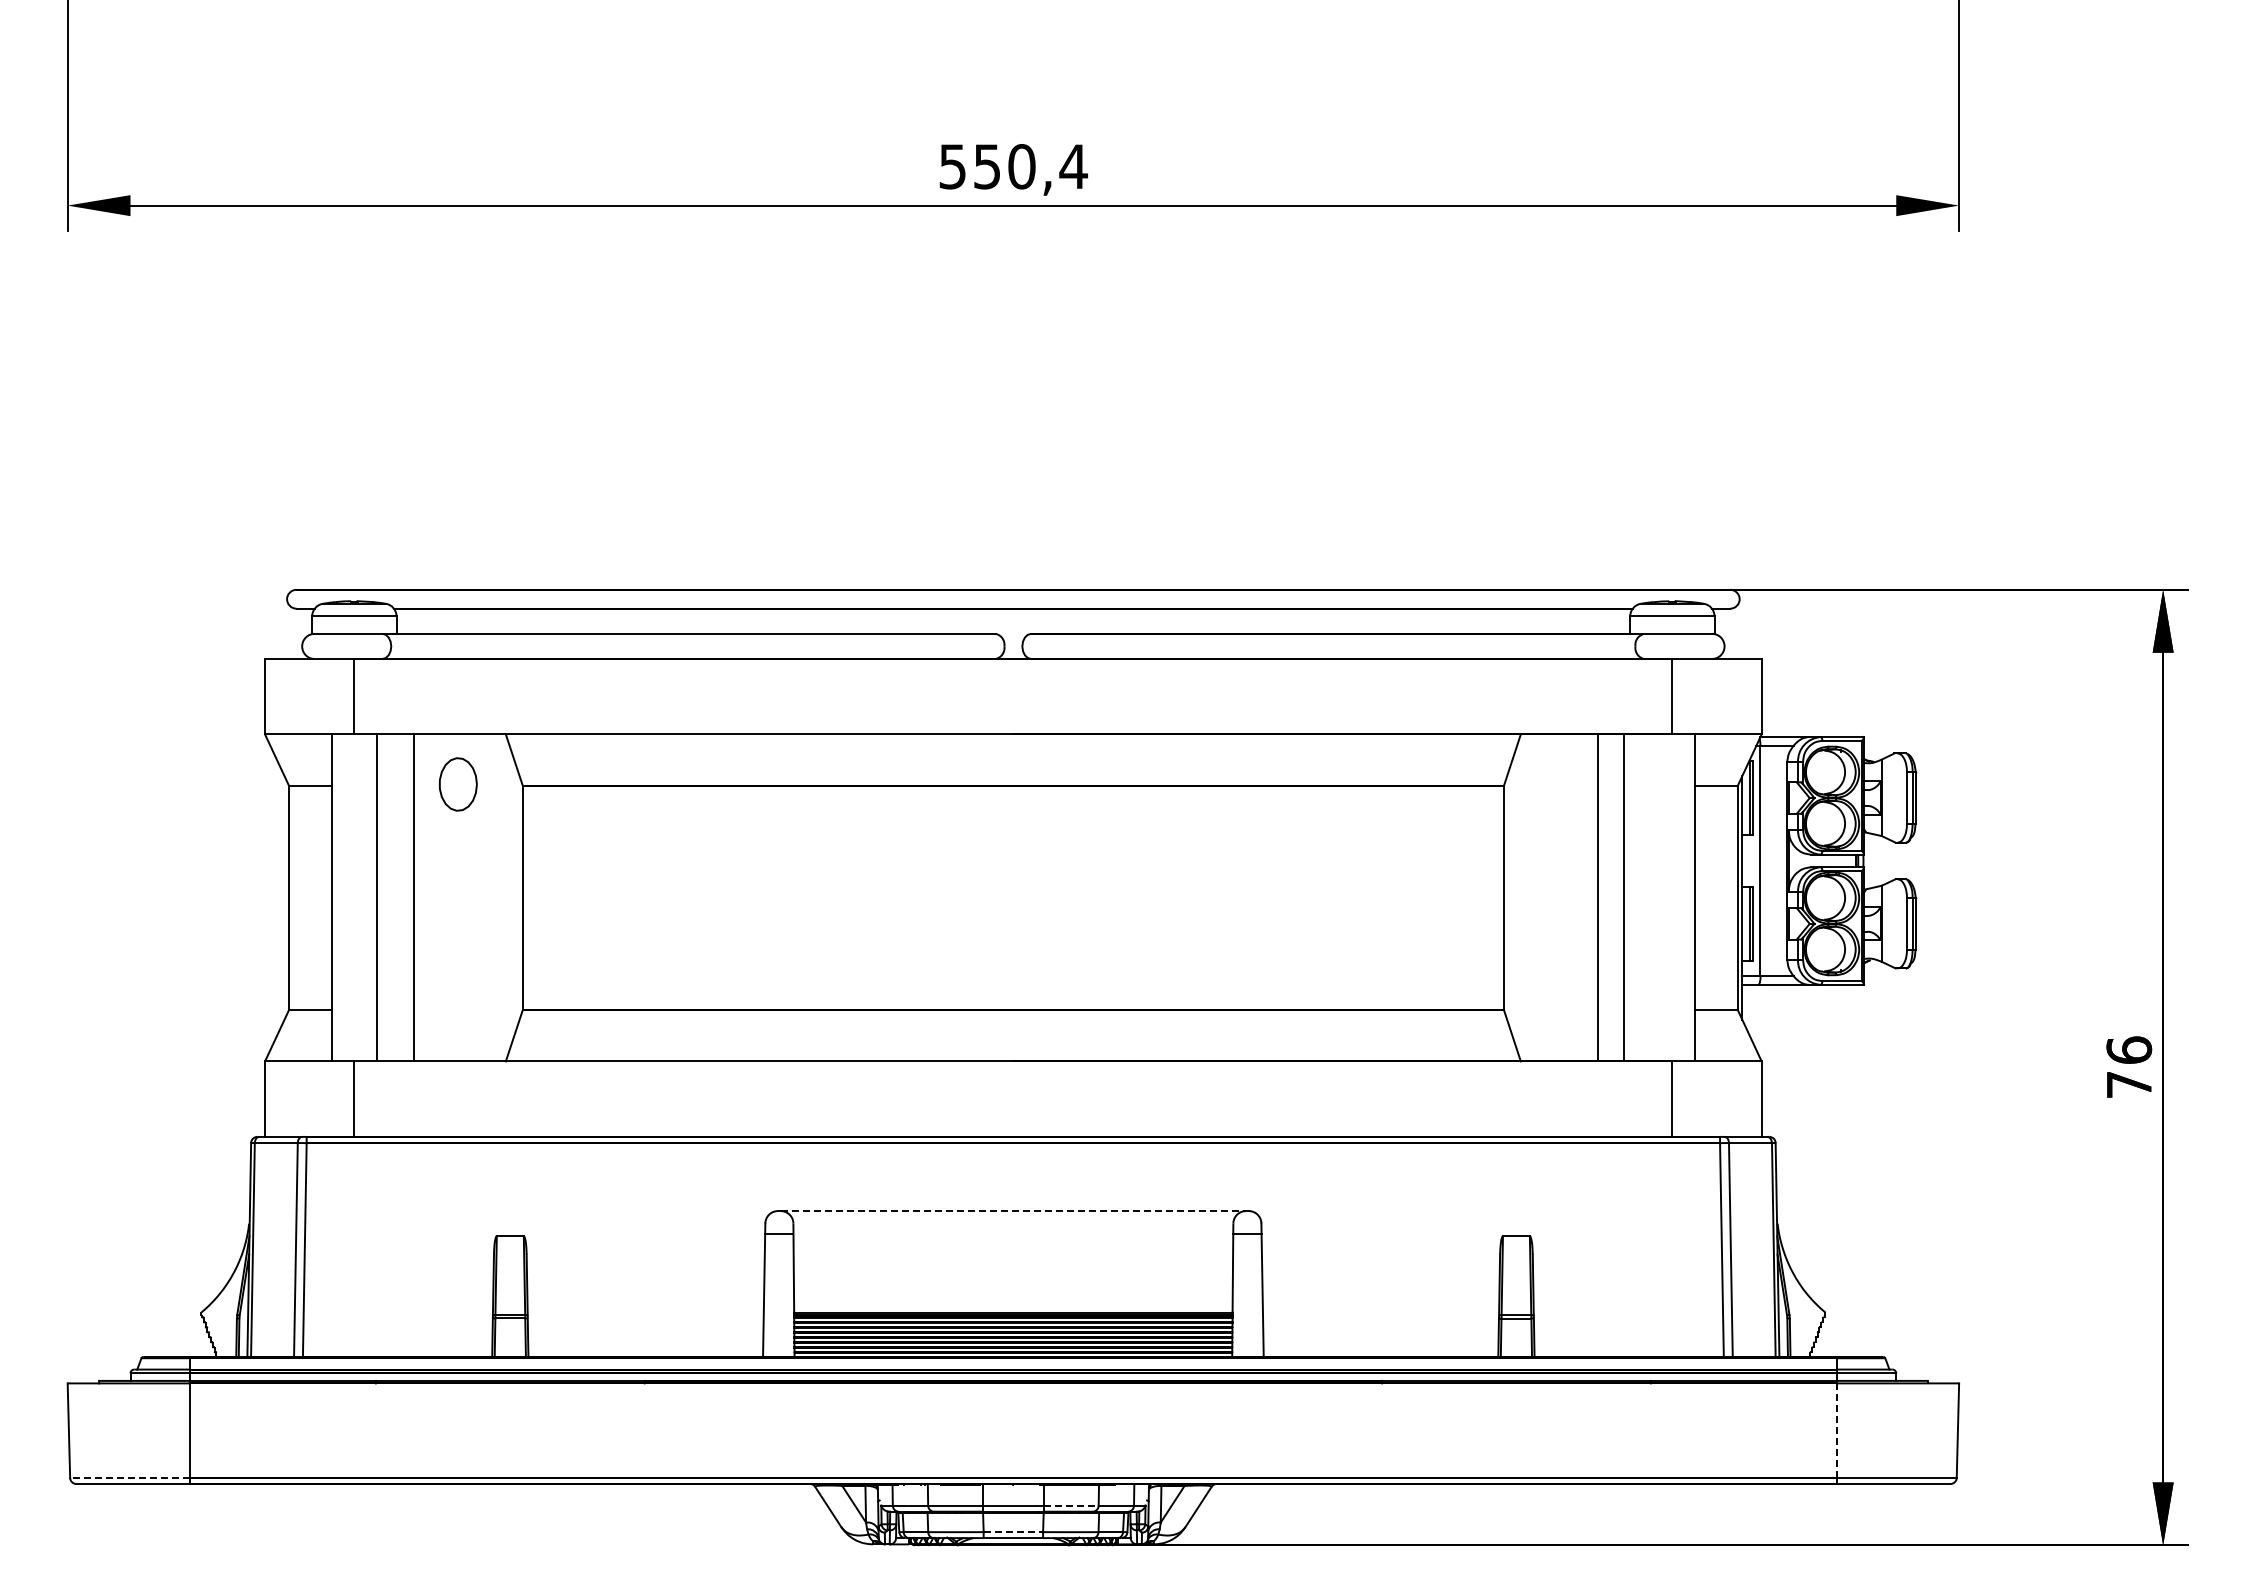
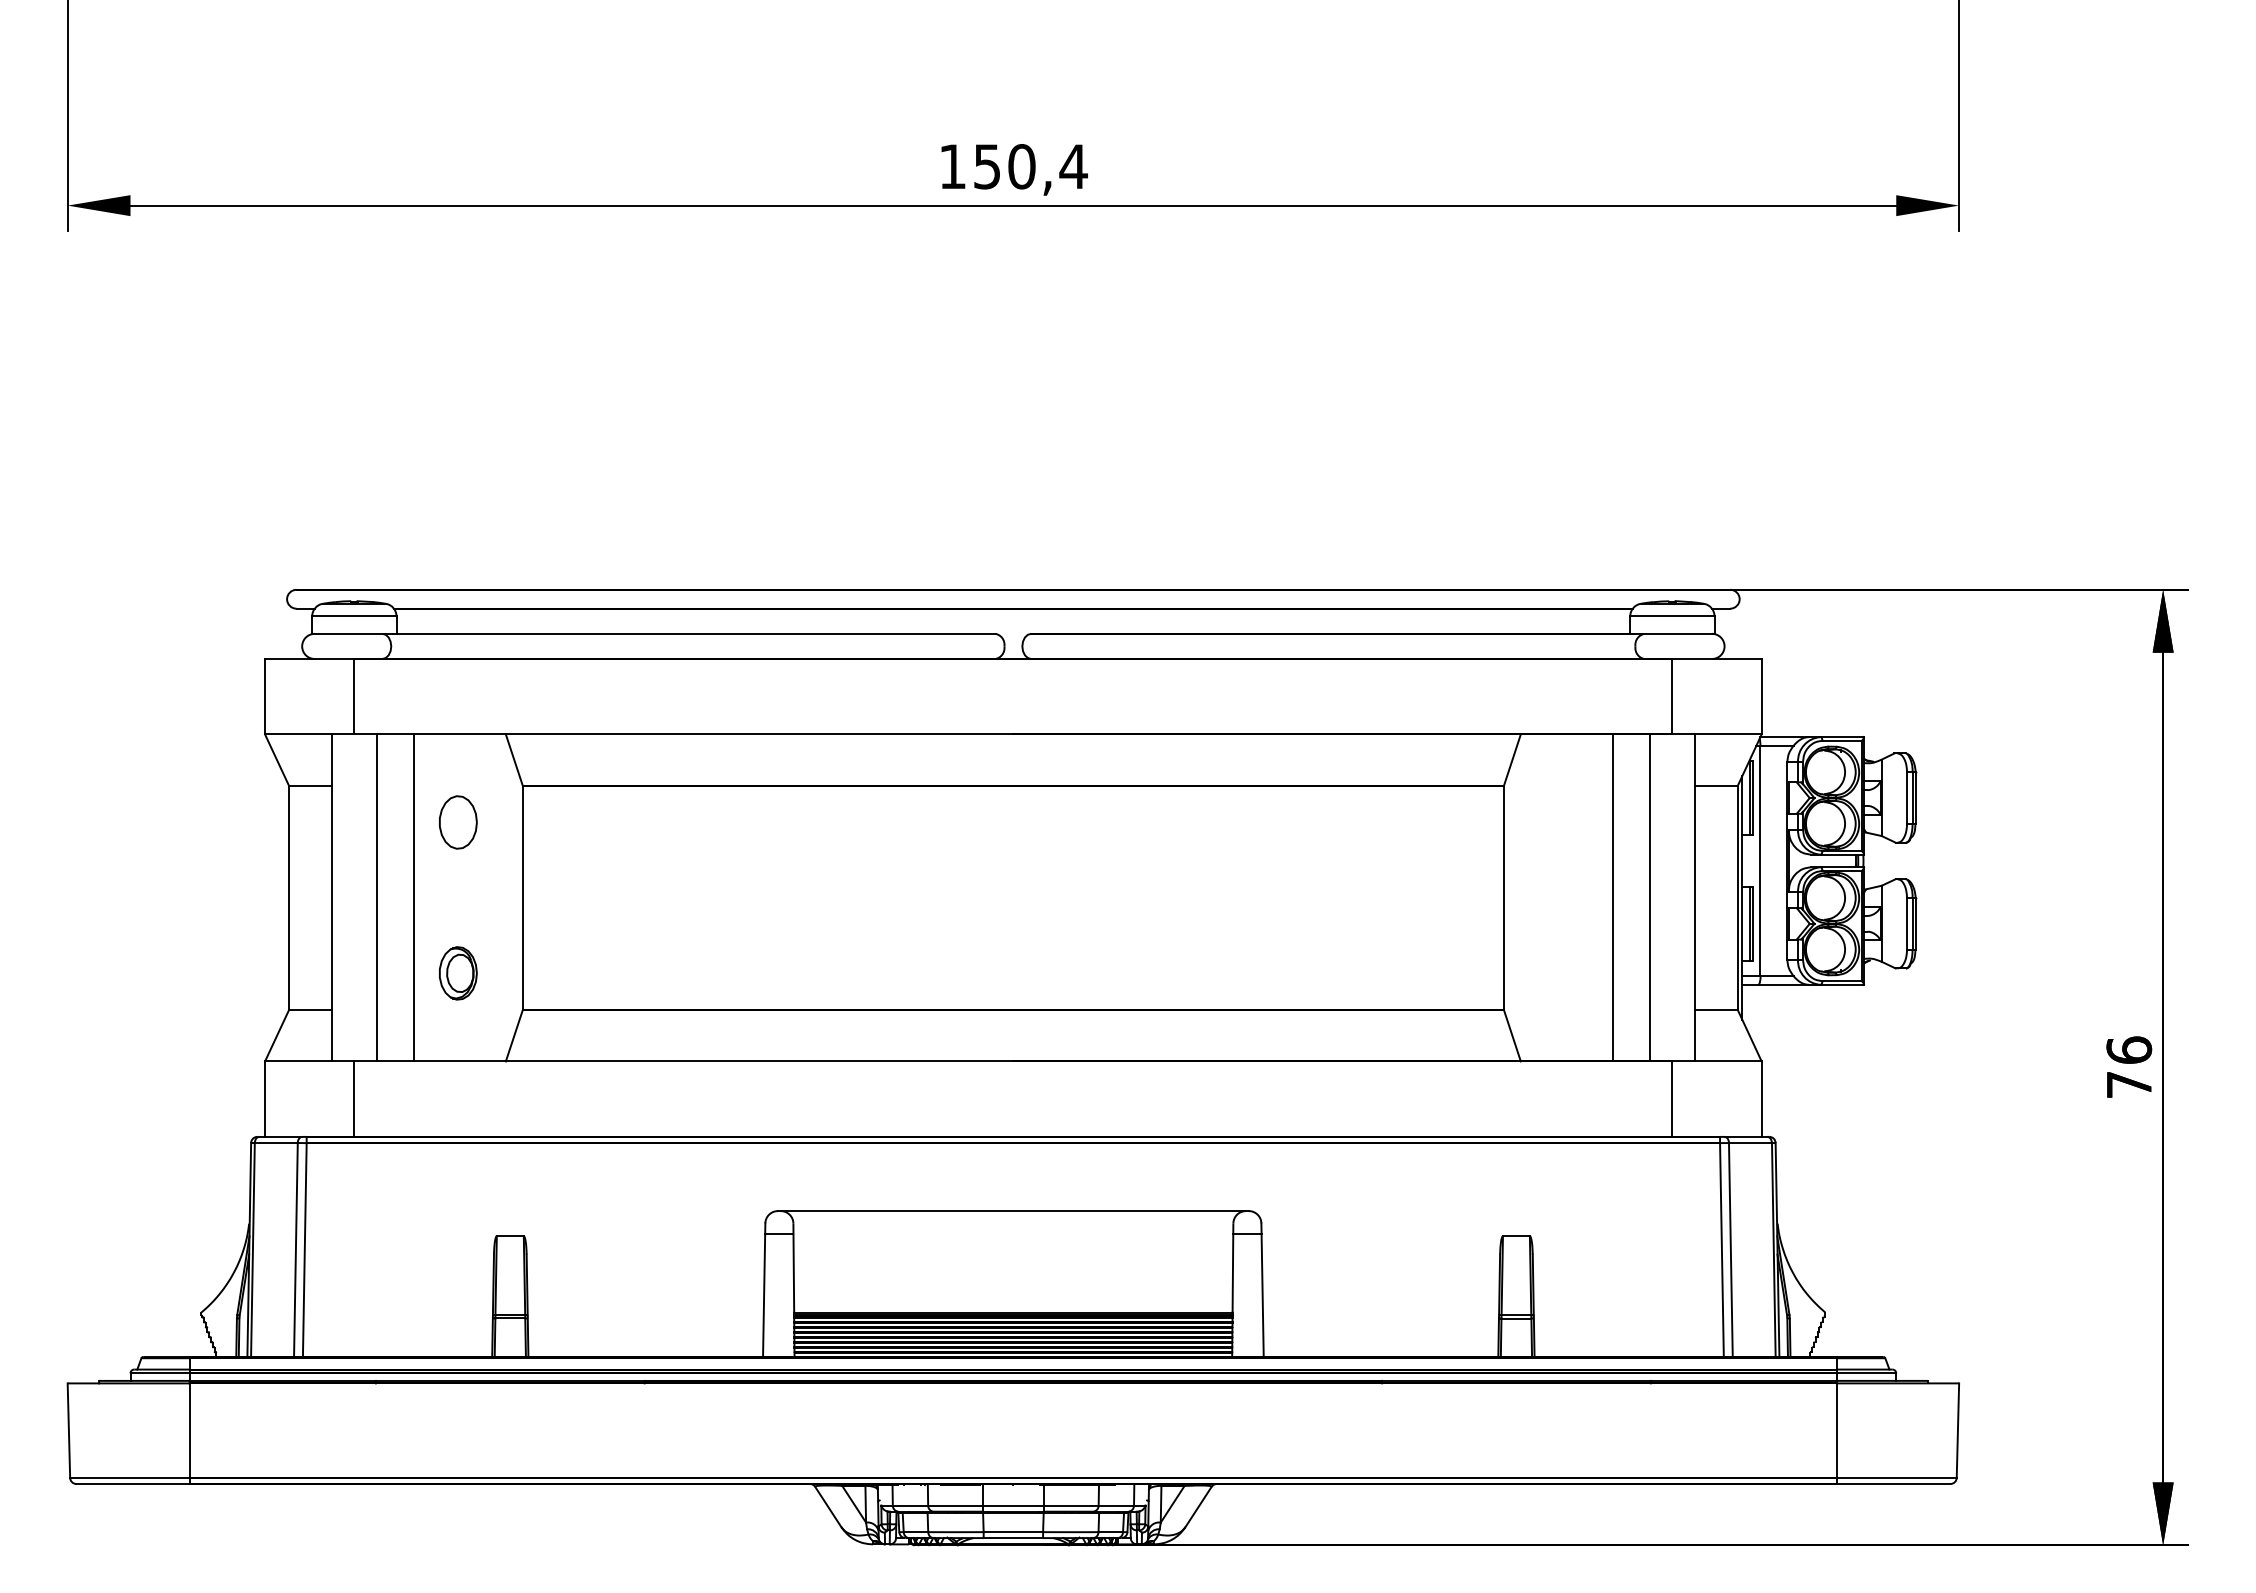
text: 550,4 -> 150,4 (952, 166)
part position: (458, 784) -> (458, 822) (458, 822)
line position: (1597, 897) -> (1612, 897) (1612, 897)
line position: (1623, 897) -> (1649, 897) (1649, 897)
part: none -> present (458, 973)
line: dashed -> solid (1013, 1211)
line: dashed -> solid (1837, 1430)
line: dashed -> solid (129, 1477)
line: dashed -> solid (1071, 1505)
line: dashed -> solid (1013, 1532)
